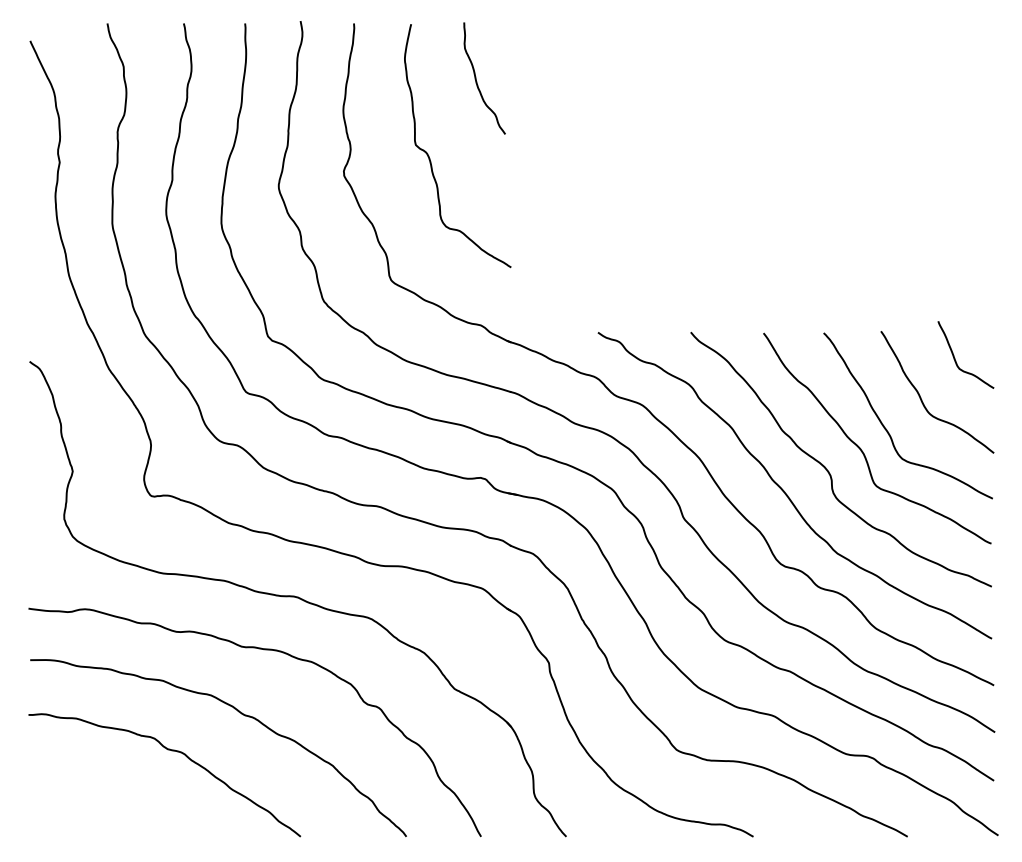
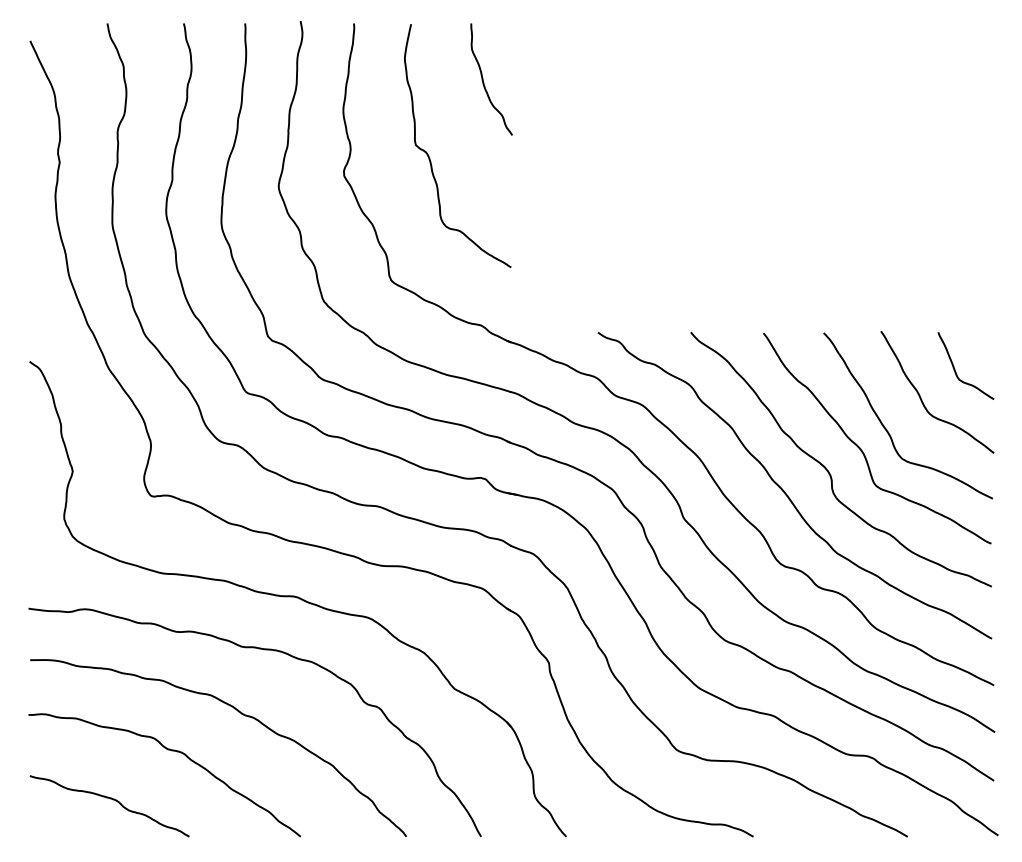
curve position: (477, 81) -> (484, 82) (484, 82)
curve position: (955, 358) -> (955, 369) (955, 369)
curve: none -> present (110, 799)
